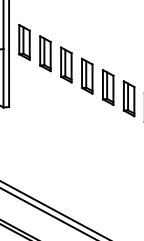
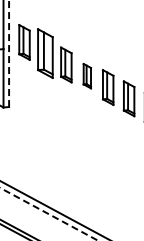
line: solid -> dashed (9, 53)
part size: 13x38 px -> 17x51 px (45, 53)
part size: 13x38 px -> 11x27 px (87, 76)
line: solid -> dashed (49, 214)
